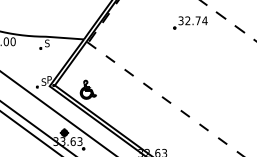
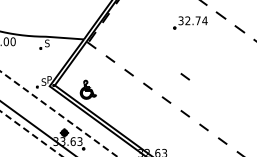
line: none -> present (185, 76)
line: solid -> dashed (58, 114)
line: solid -> dashed (32, 134)
